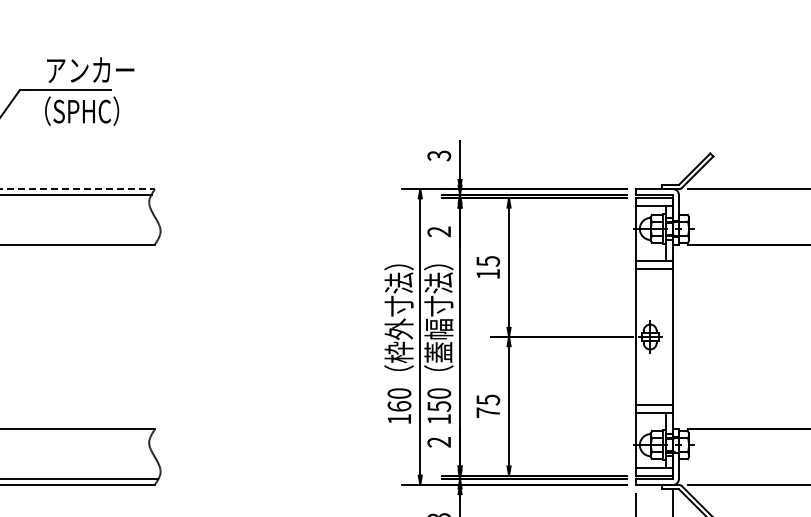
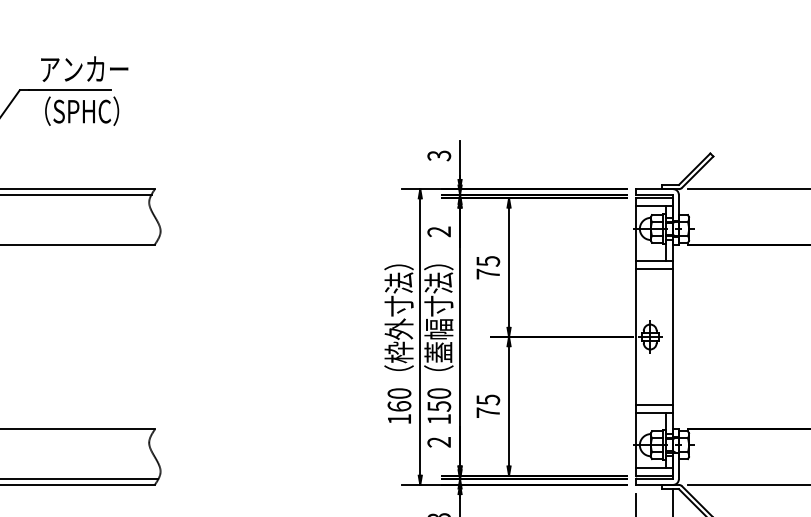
text position: (90, 69) -> (84, 68) (84, 68)
line: dashed -> solid (77, 189)
text: 15 -> 75 (487, 273)
